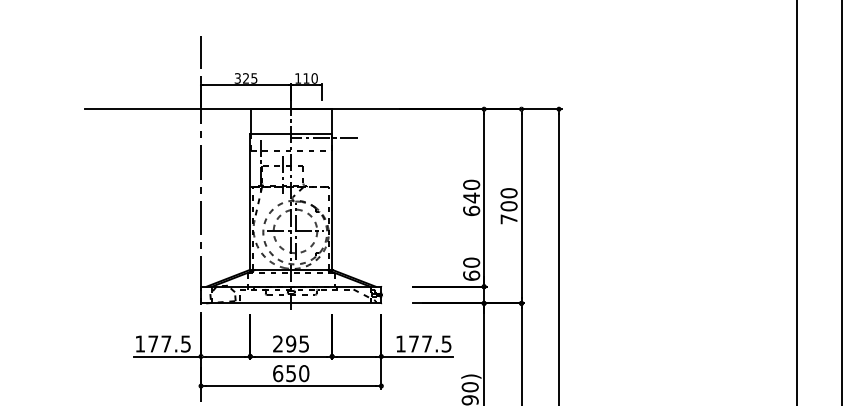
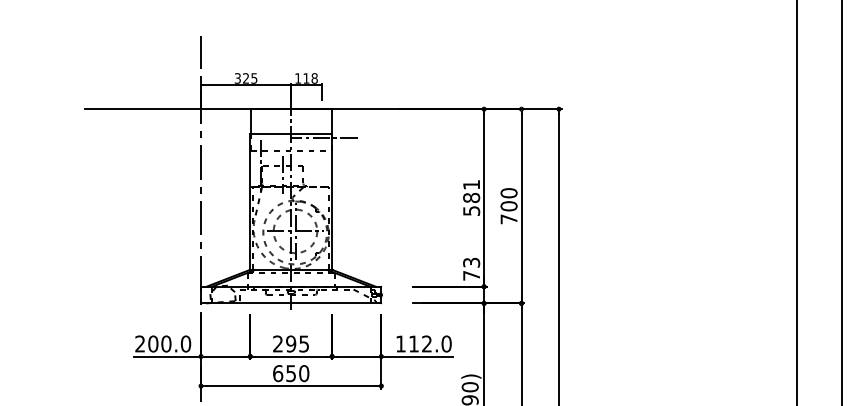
text: 110 -> 118 (314, 78)
text: 640 -> 581 (471, 197)
text: 60 -> 73 (471, 268)
text: 177.5 -> 200.0 (163, 343)
text: 177.5 -> 112.0 (430, 343)
